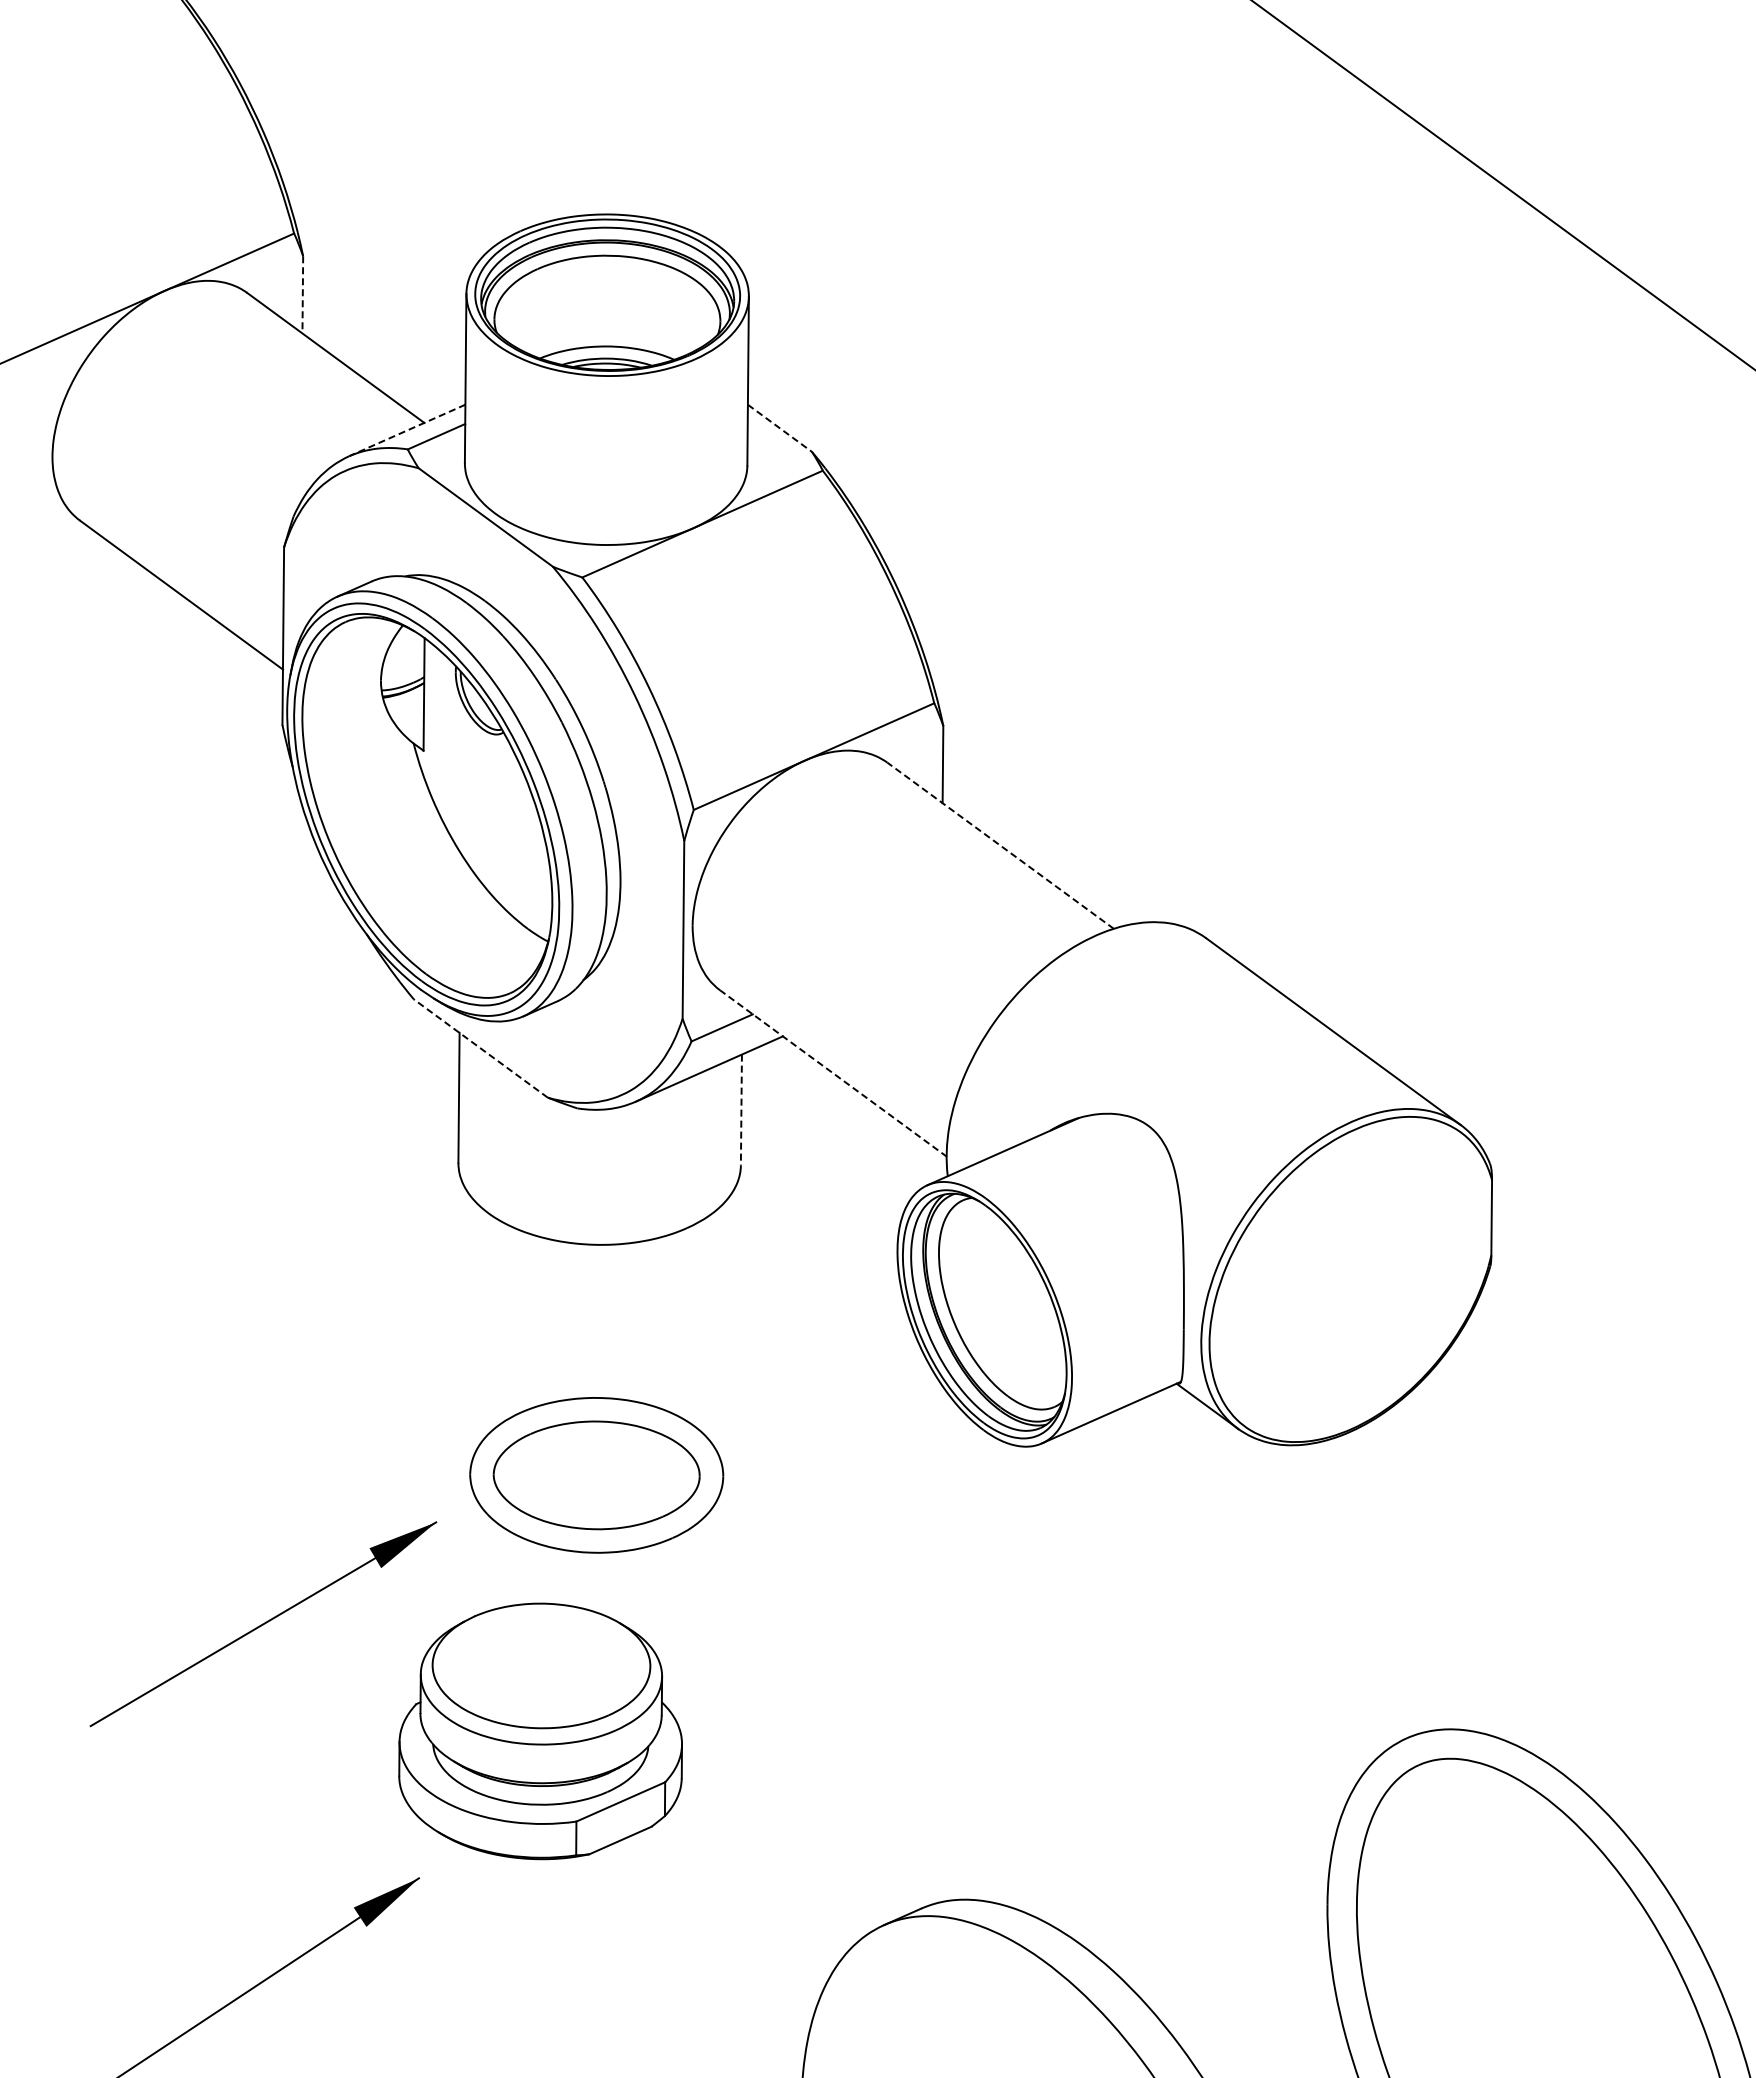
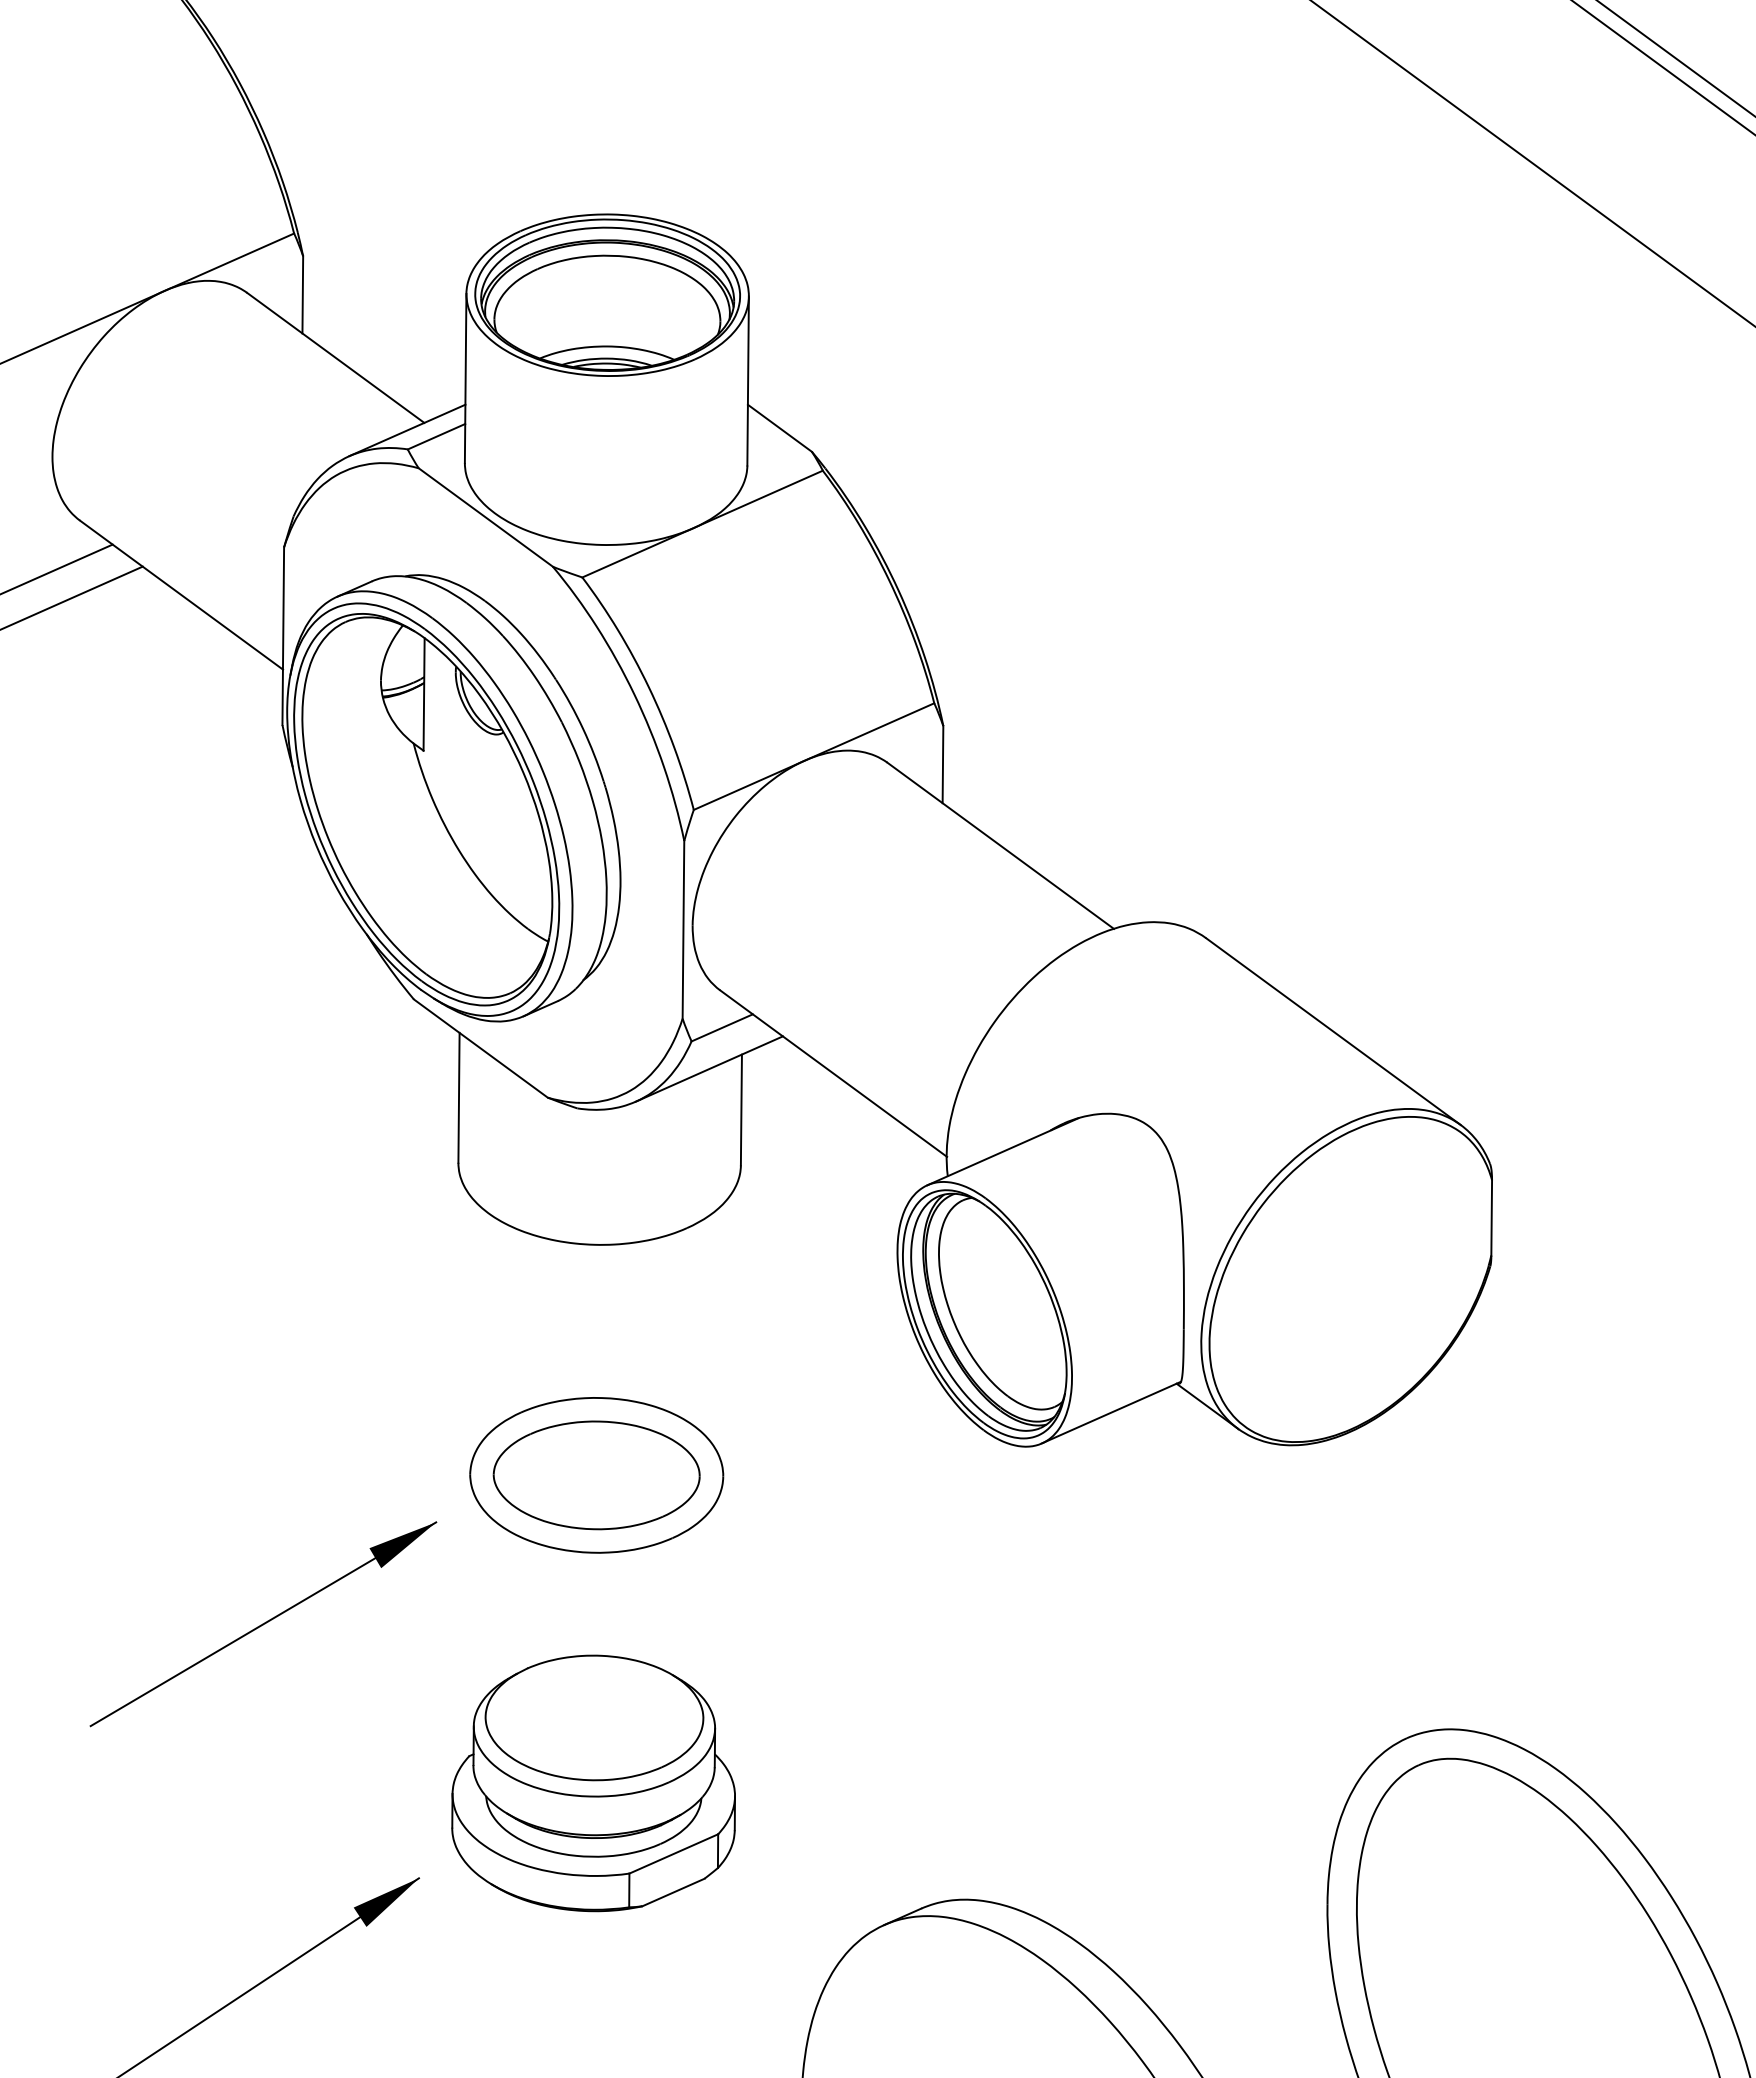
line: none -> present (1675, 58)
line: none -> present (1663, 67)
line position: (1503, 184) -> (1532, 163) (1532, 163)
line: dashed -> solid (302, 294)
line: dashed -> solid (779, 428)
line: dashed -> solid (406, 430)
line: none -> present (57, 568)
line: none -> present (72, 597)
line: dashed -> solid (1000, 845)
line: dashed -> solid (480, 1048)
line: dashed -> solid (833, 1073)
line: dashed -> solid (741, 1110)
part position: (540, 1731) -> (593, 1783) (593, 1783)
